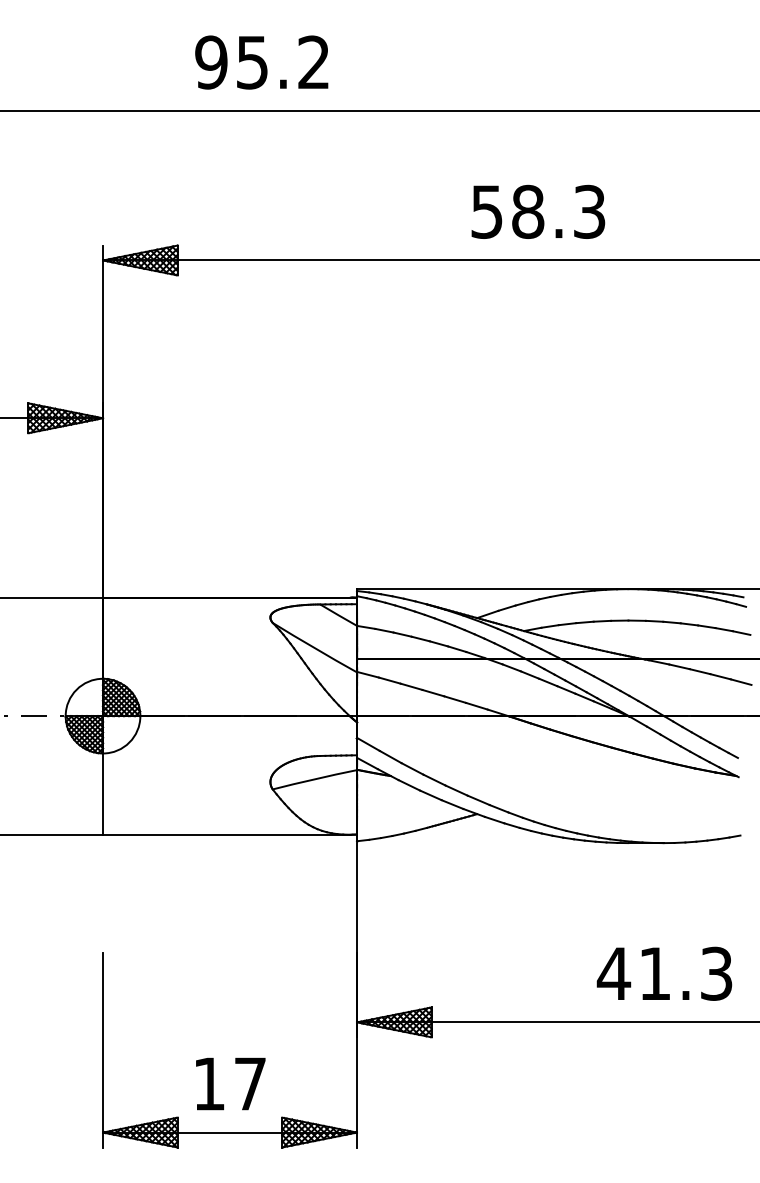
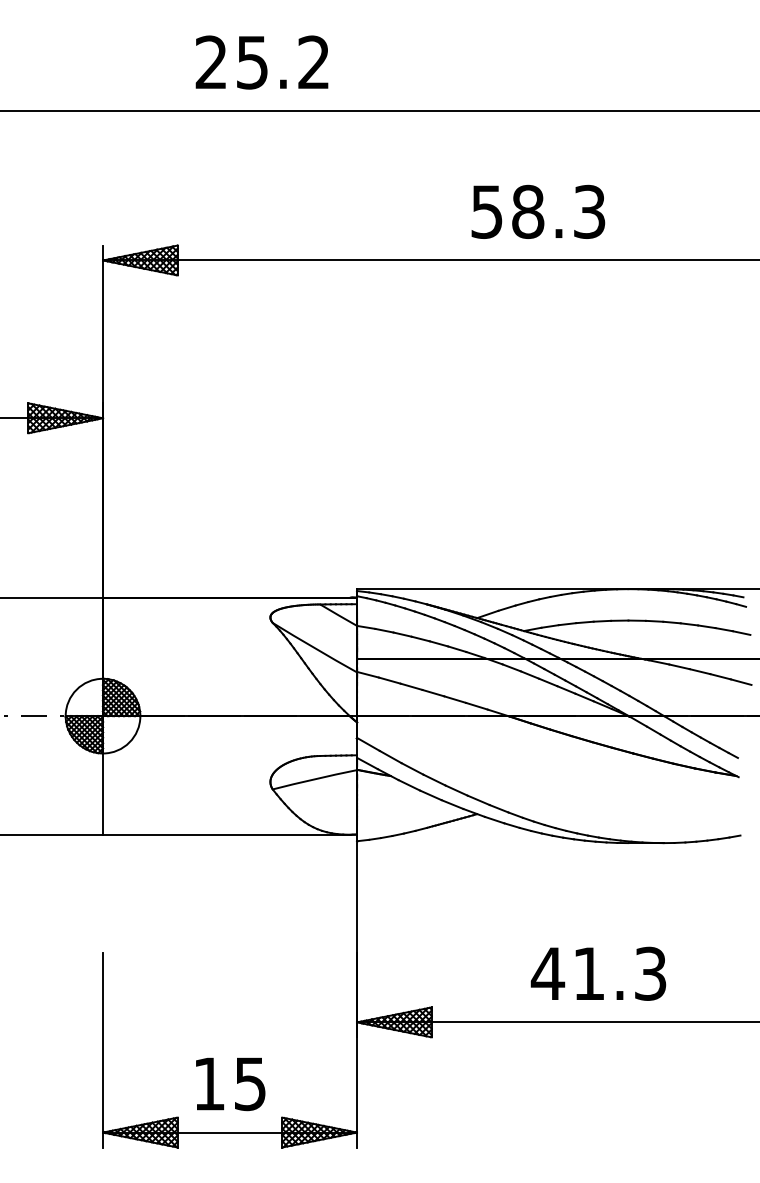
text: 95.2 -> 25.2 (211, 62)
text position: (664, 973) -> (598, 973) (598, 973)
text: 17 -> 15 (250, 1084)
